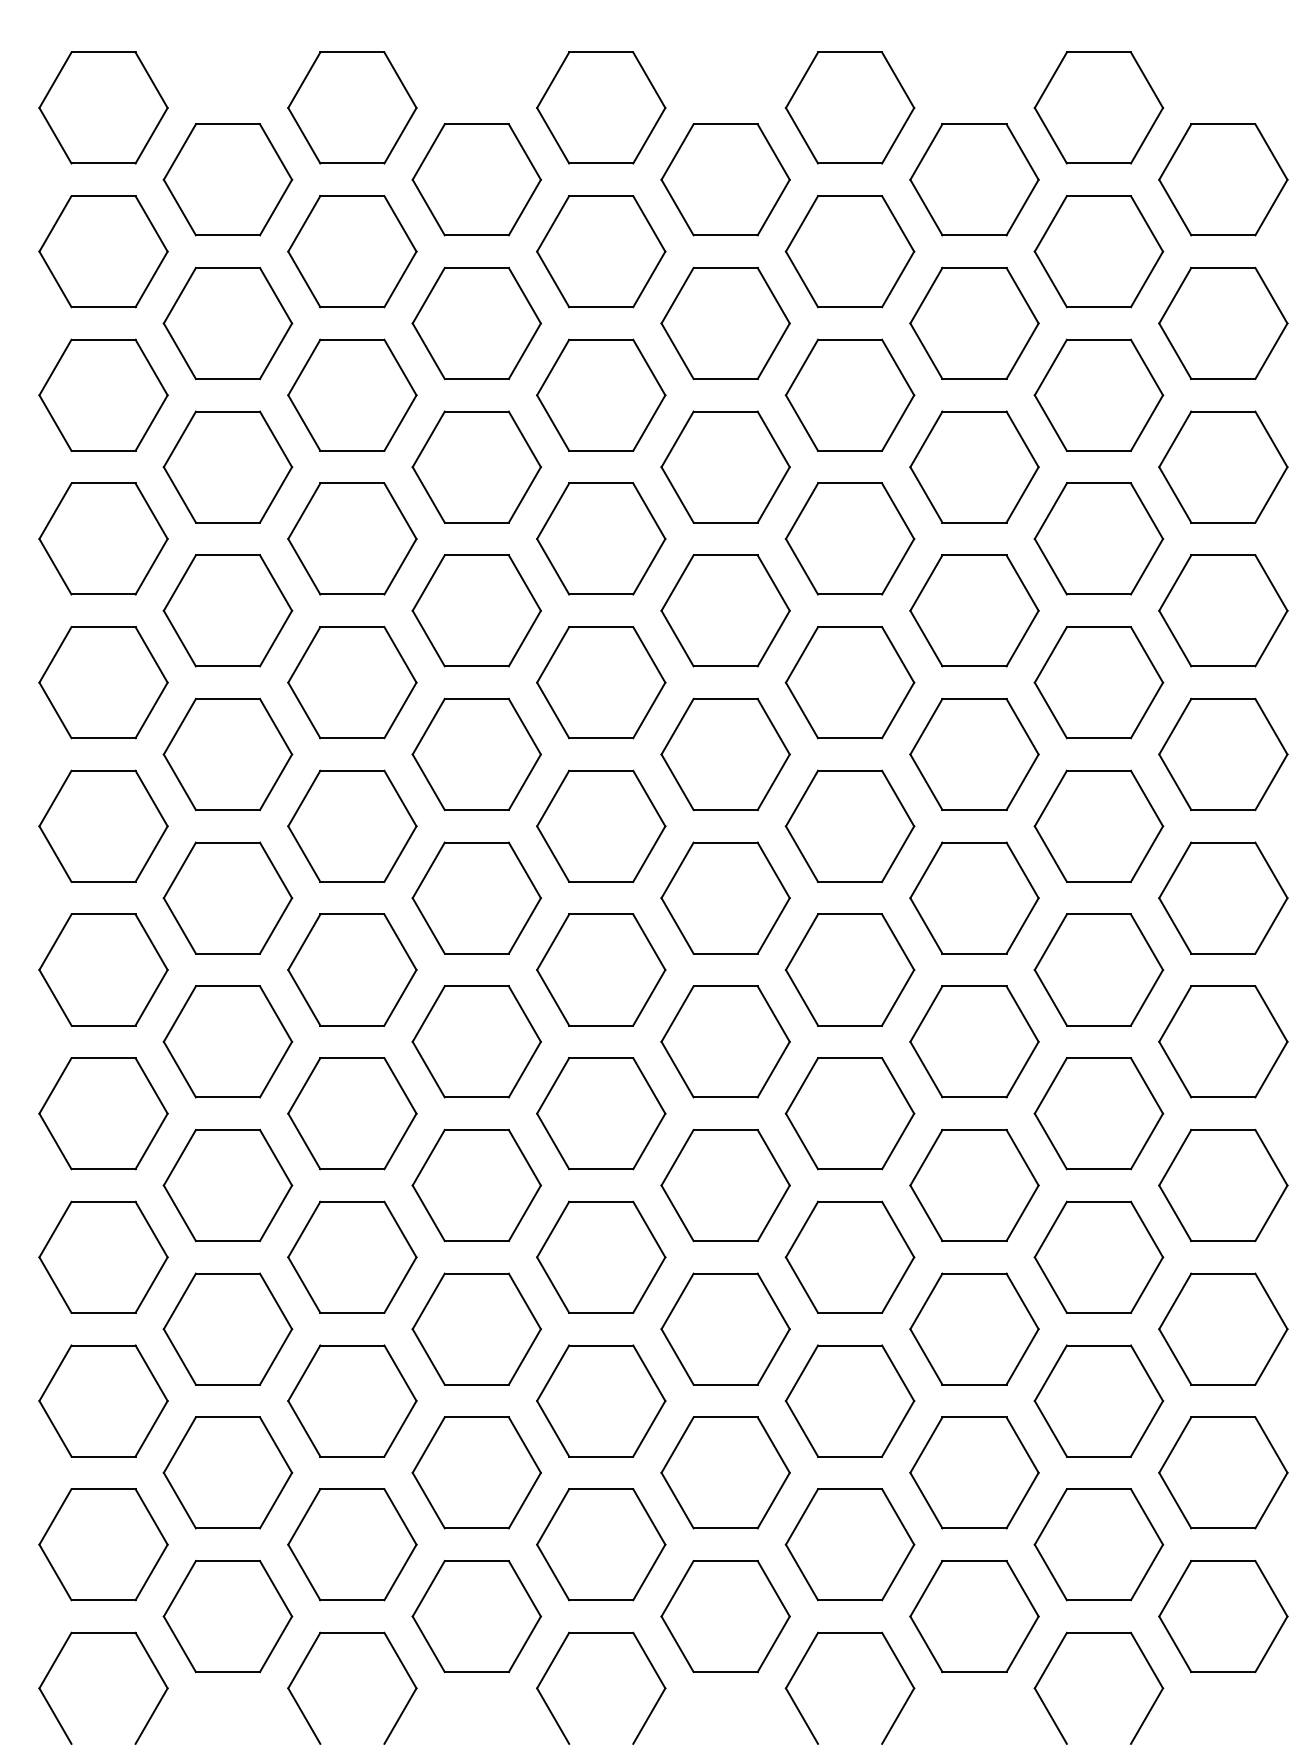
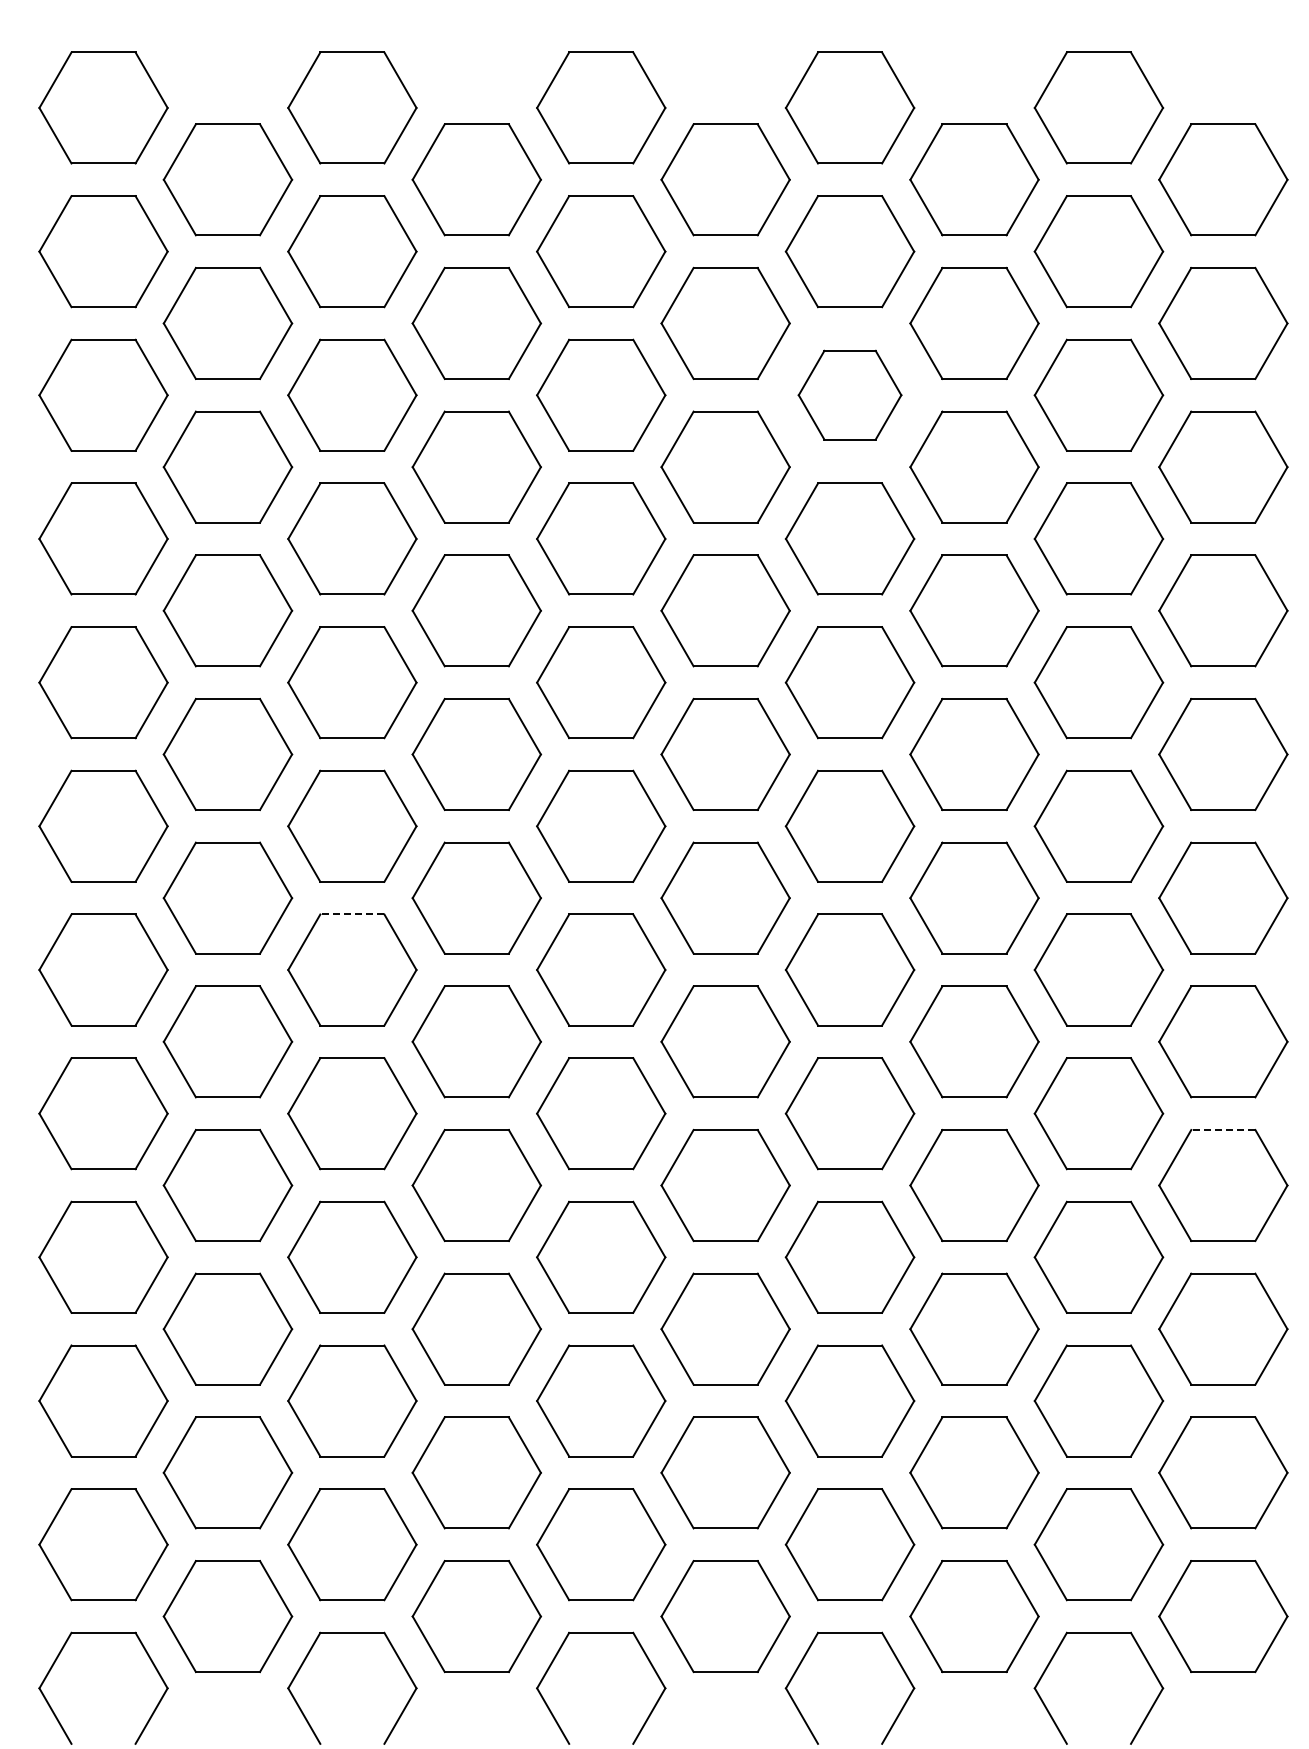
part size: 132x114 px -> 106x92 px (849, 394)
line: solid -> dashed (351, 914)
line: solid -> dashed (1222, 1130)
